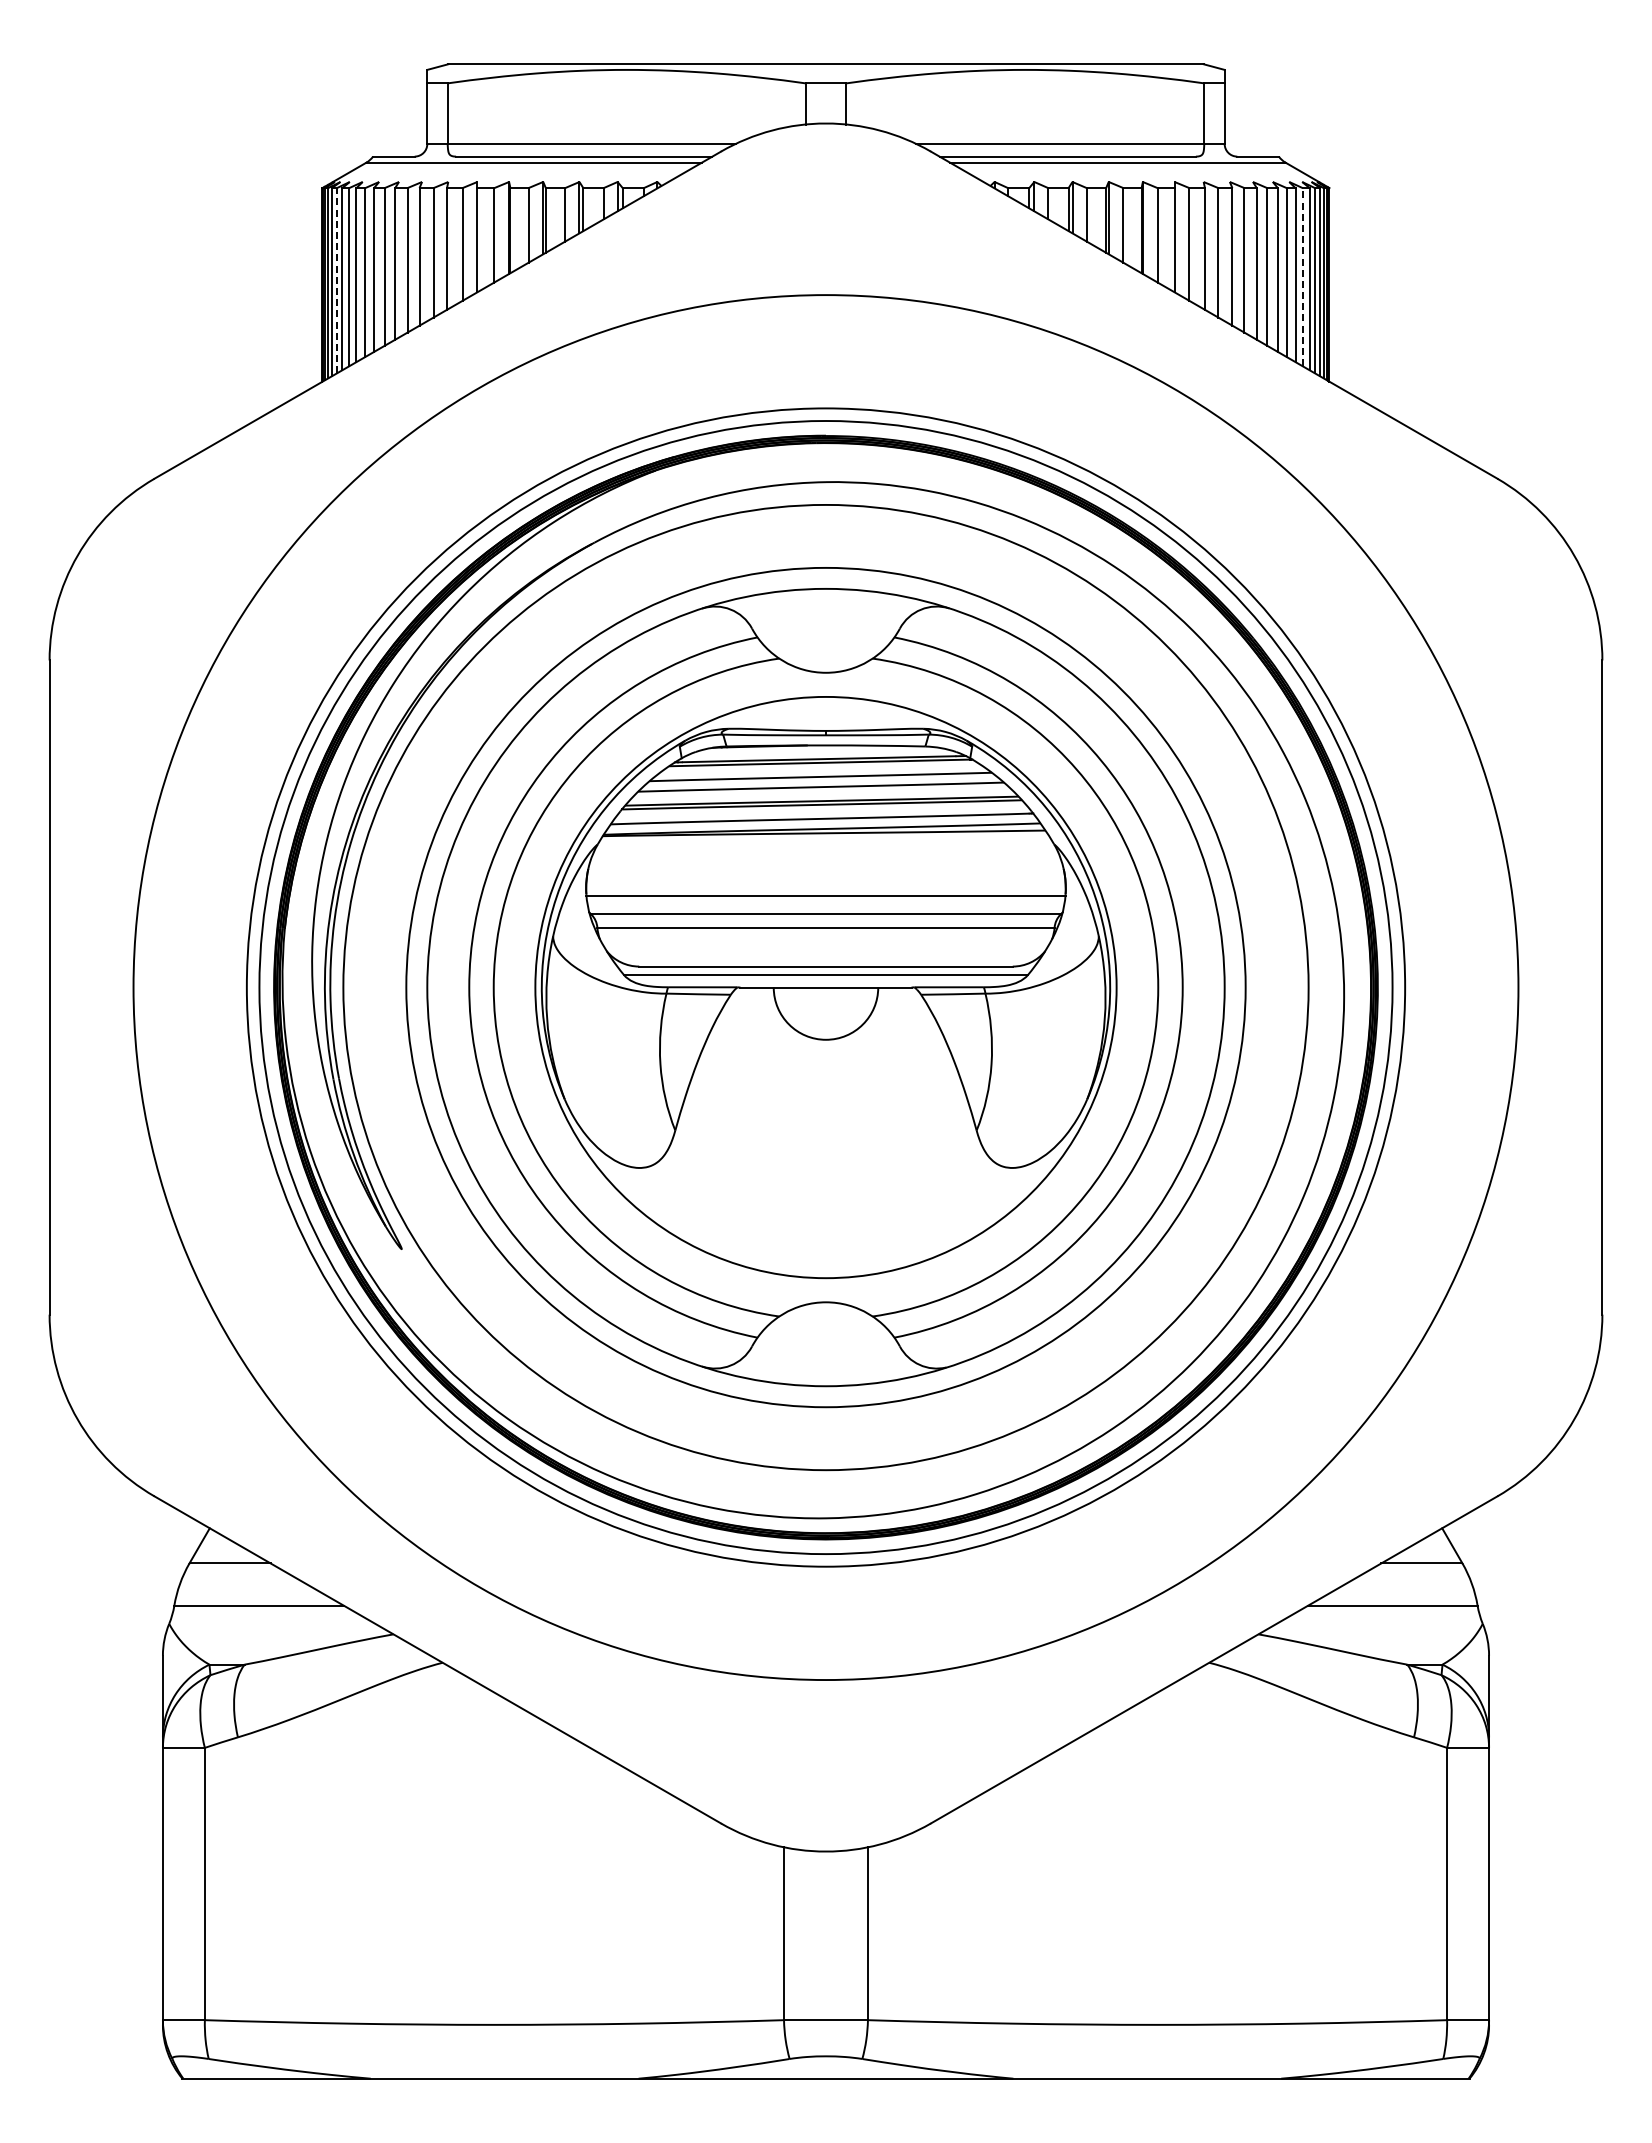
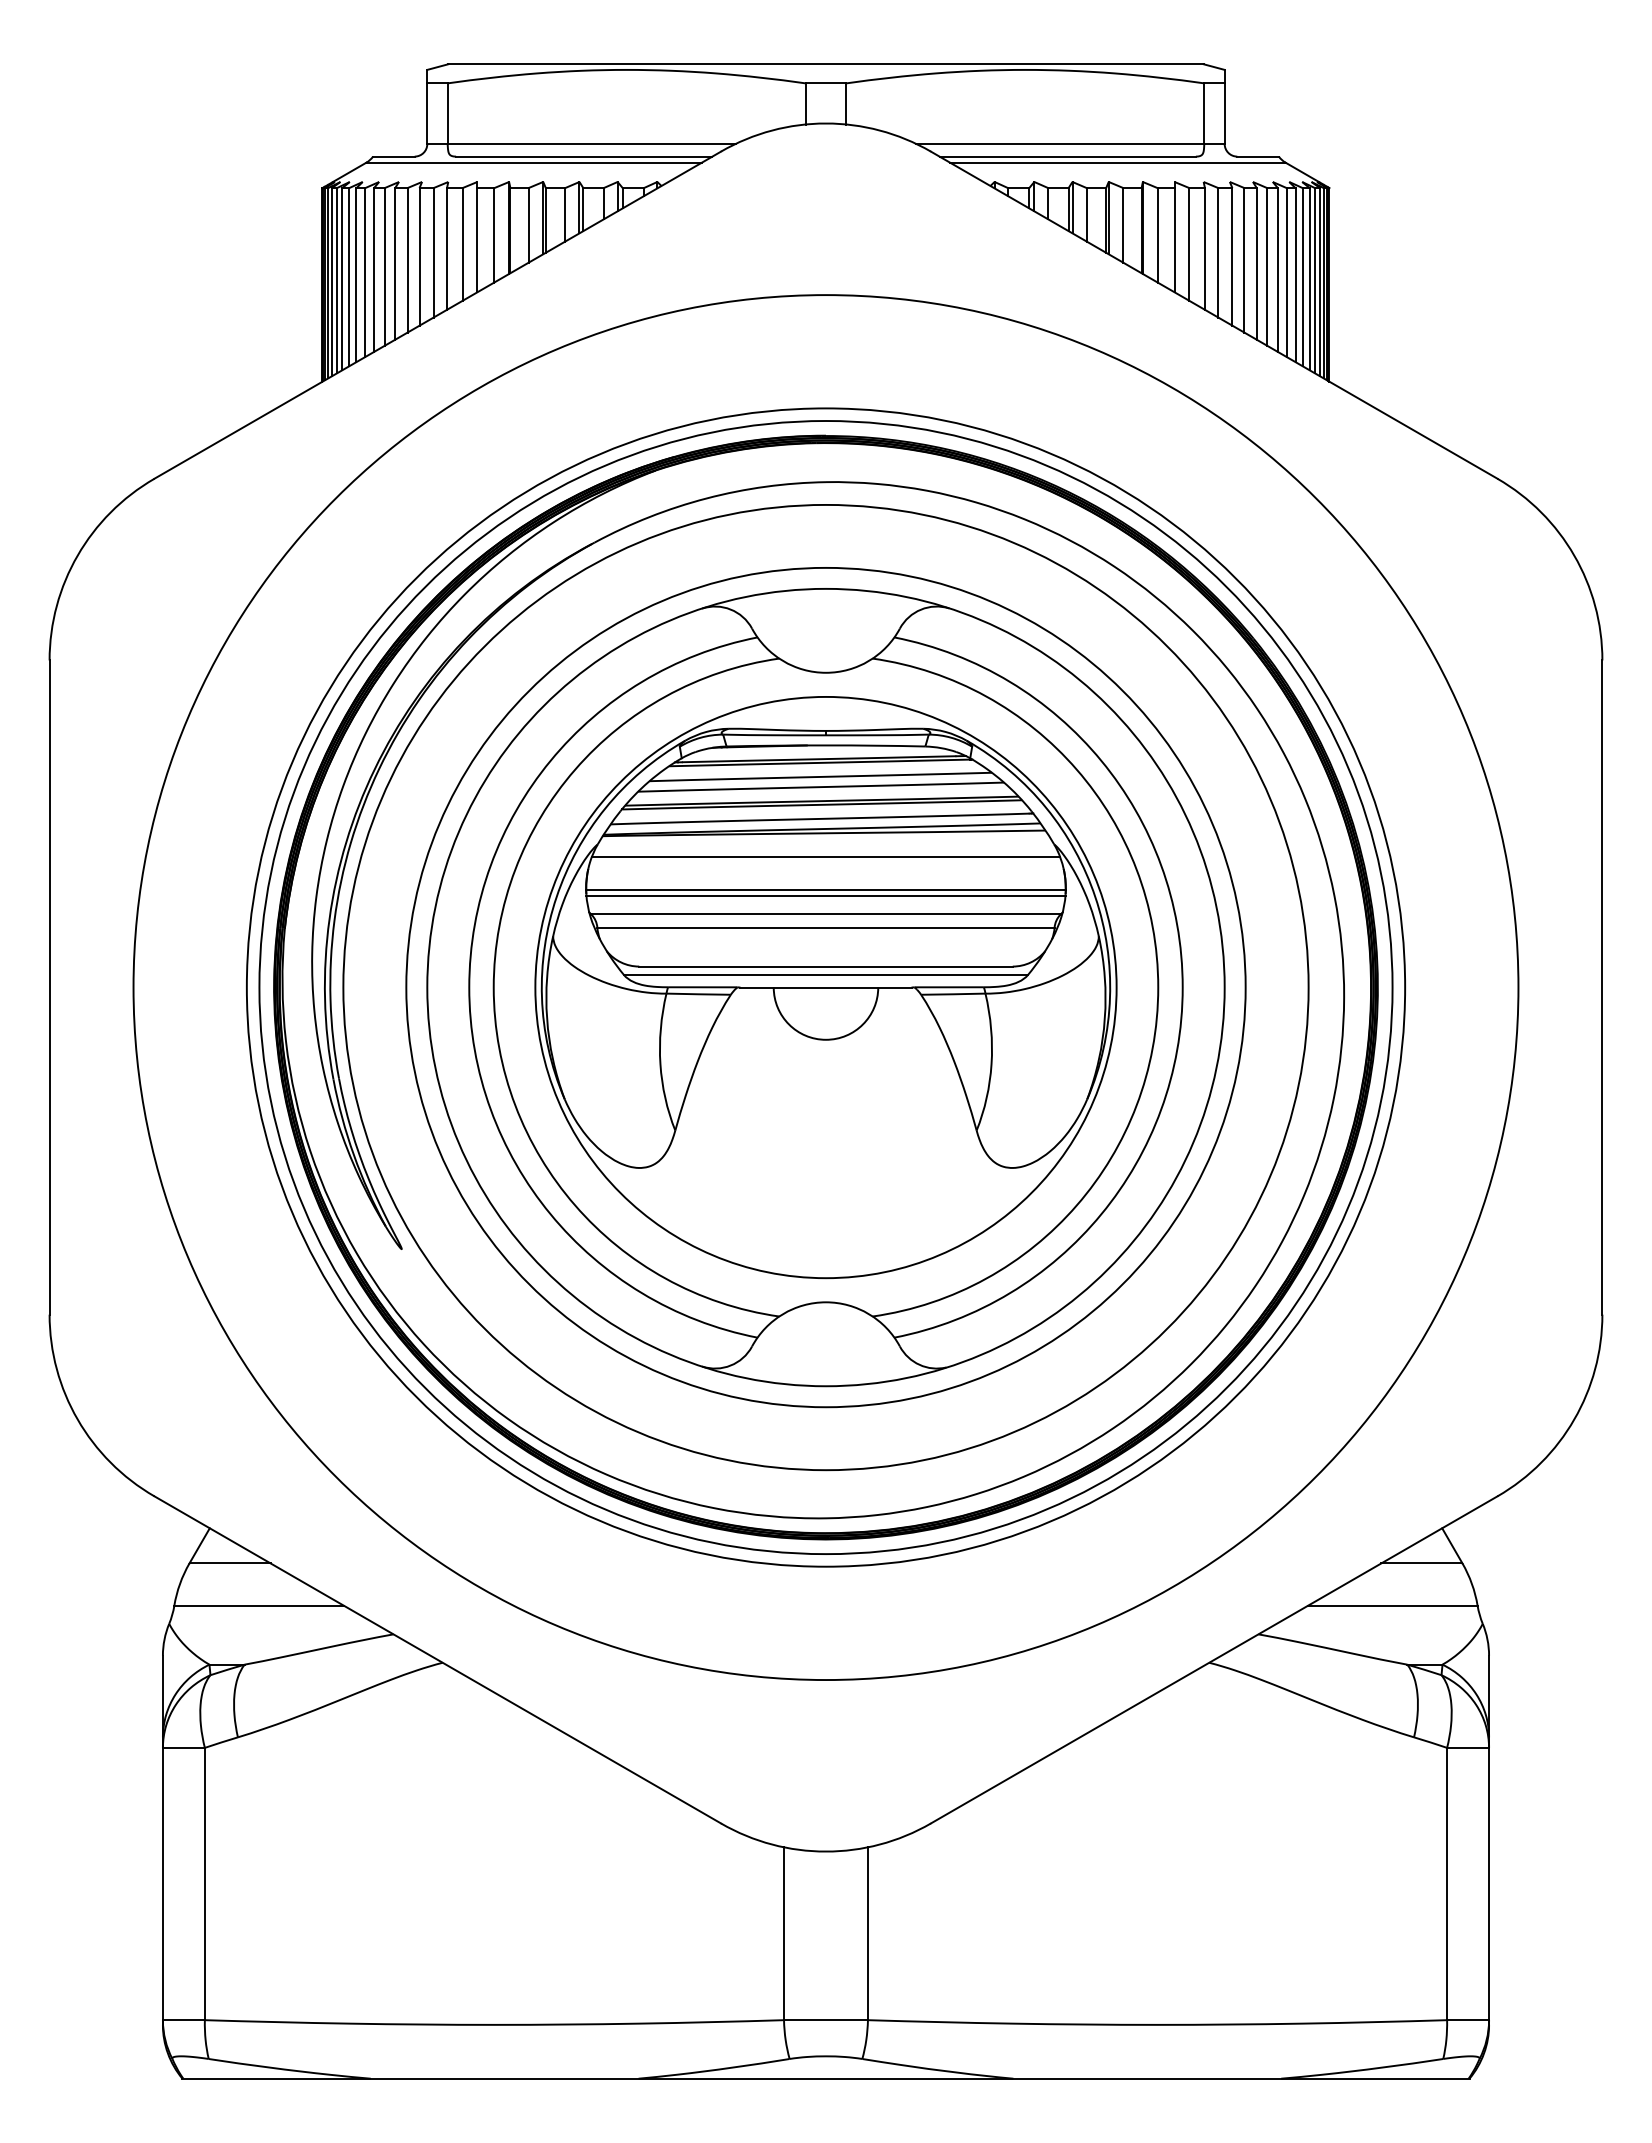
line: dashed -> solid (1302, 276)
line: dashed -> solid (336, 280)
line: none -> present (825, 857)
line: none -> present (825, 889)
